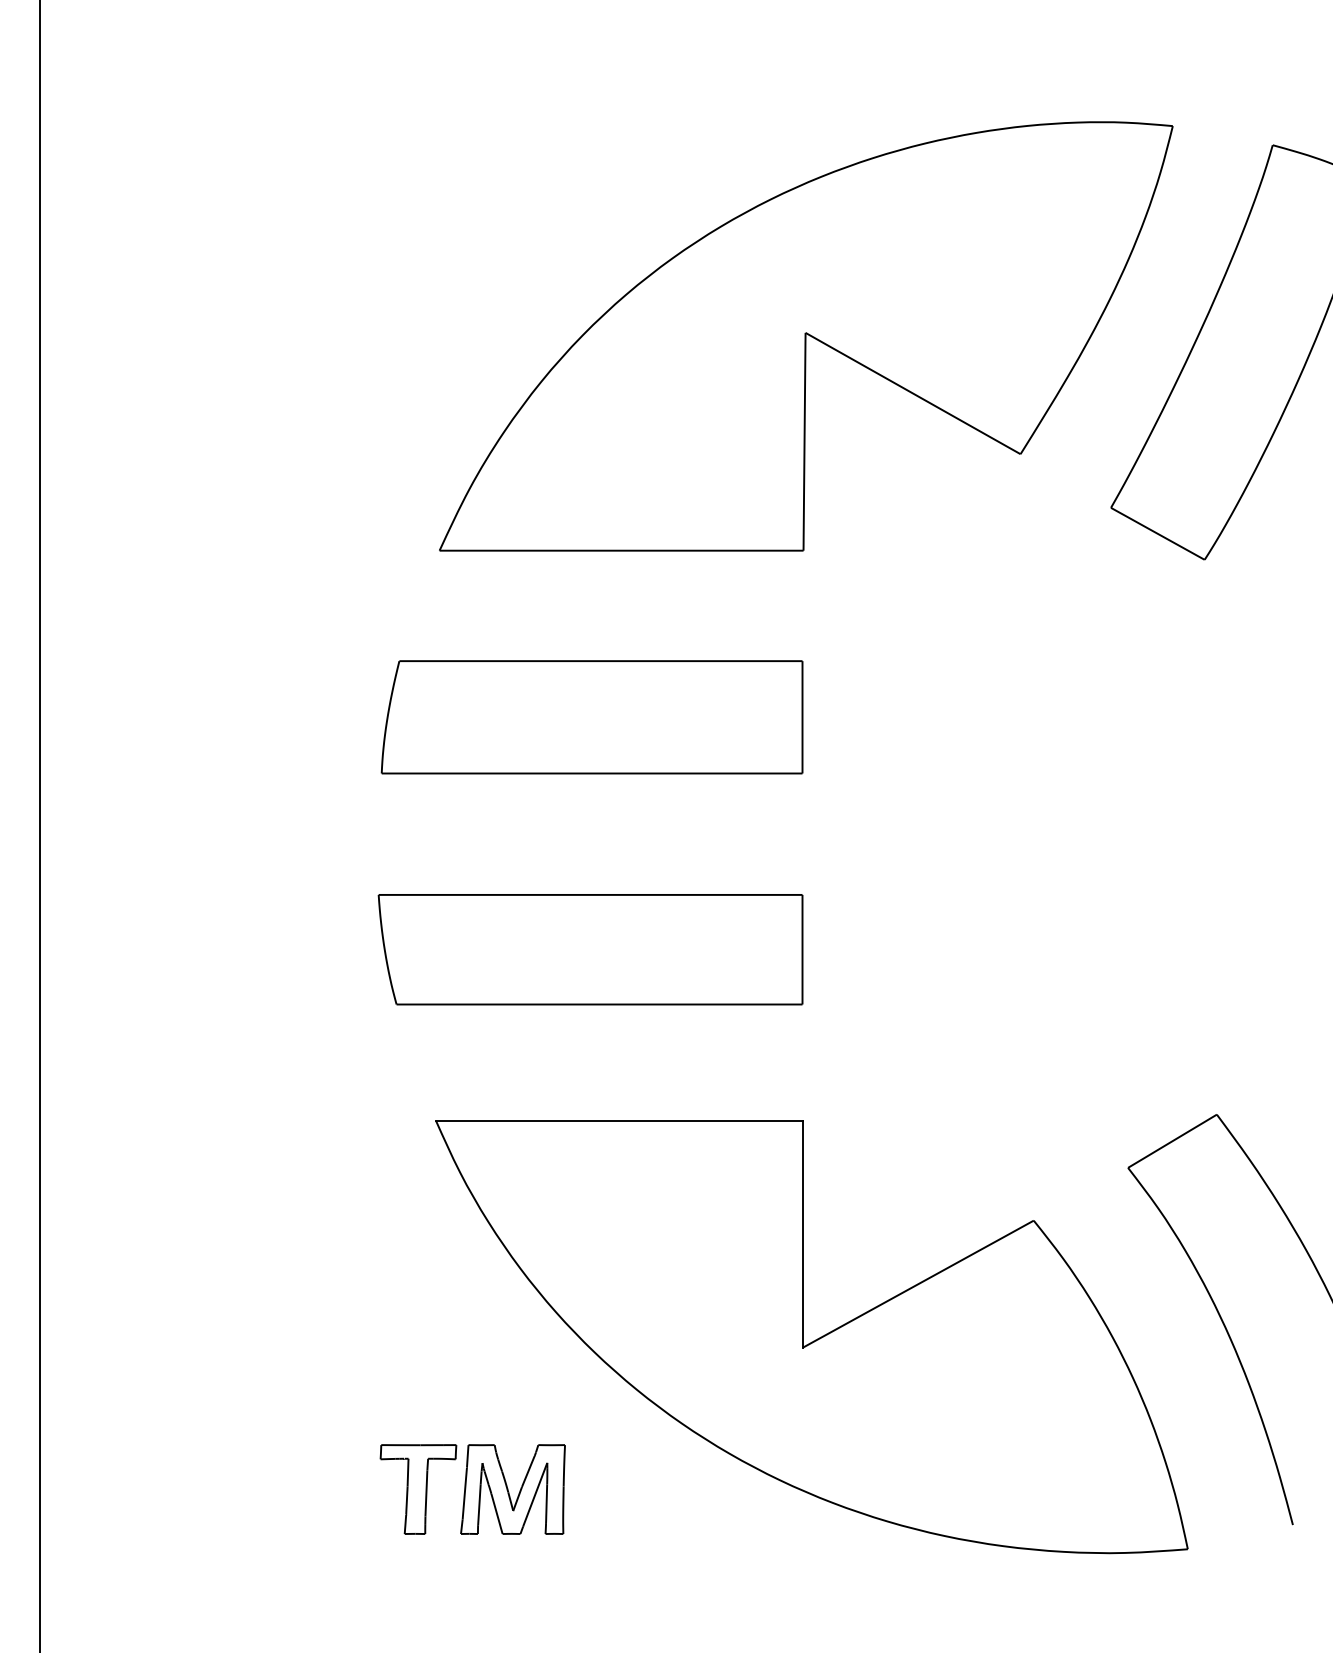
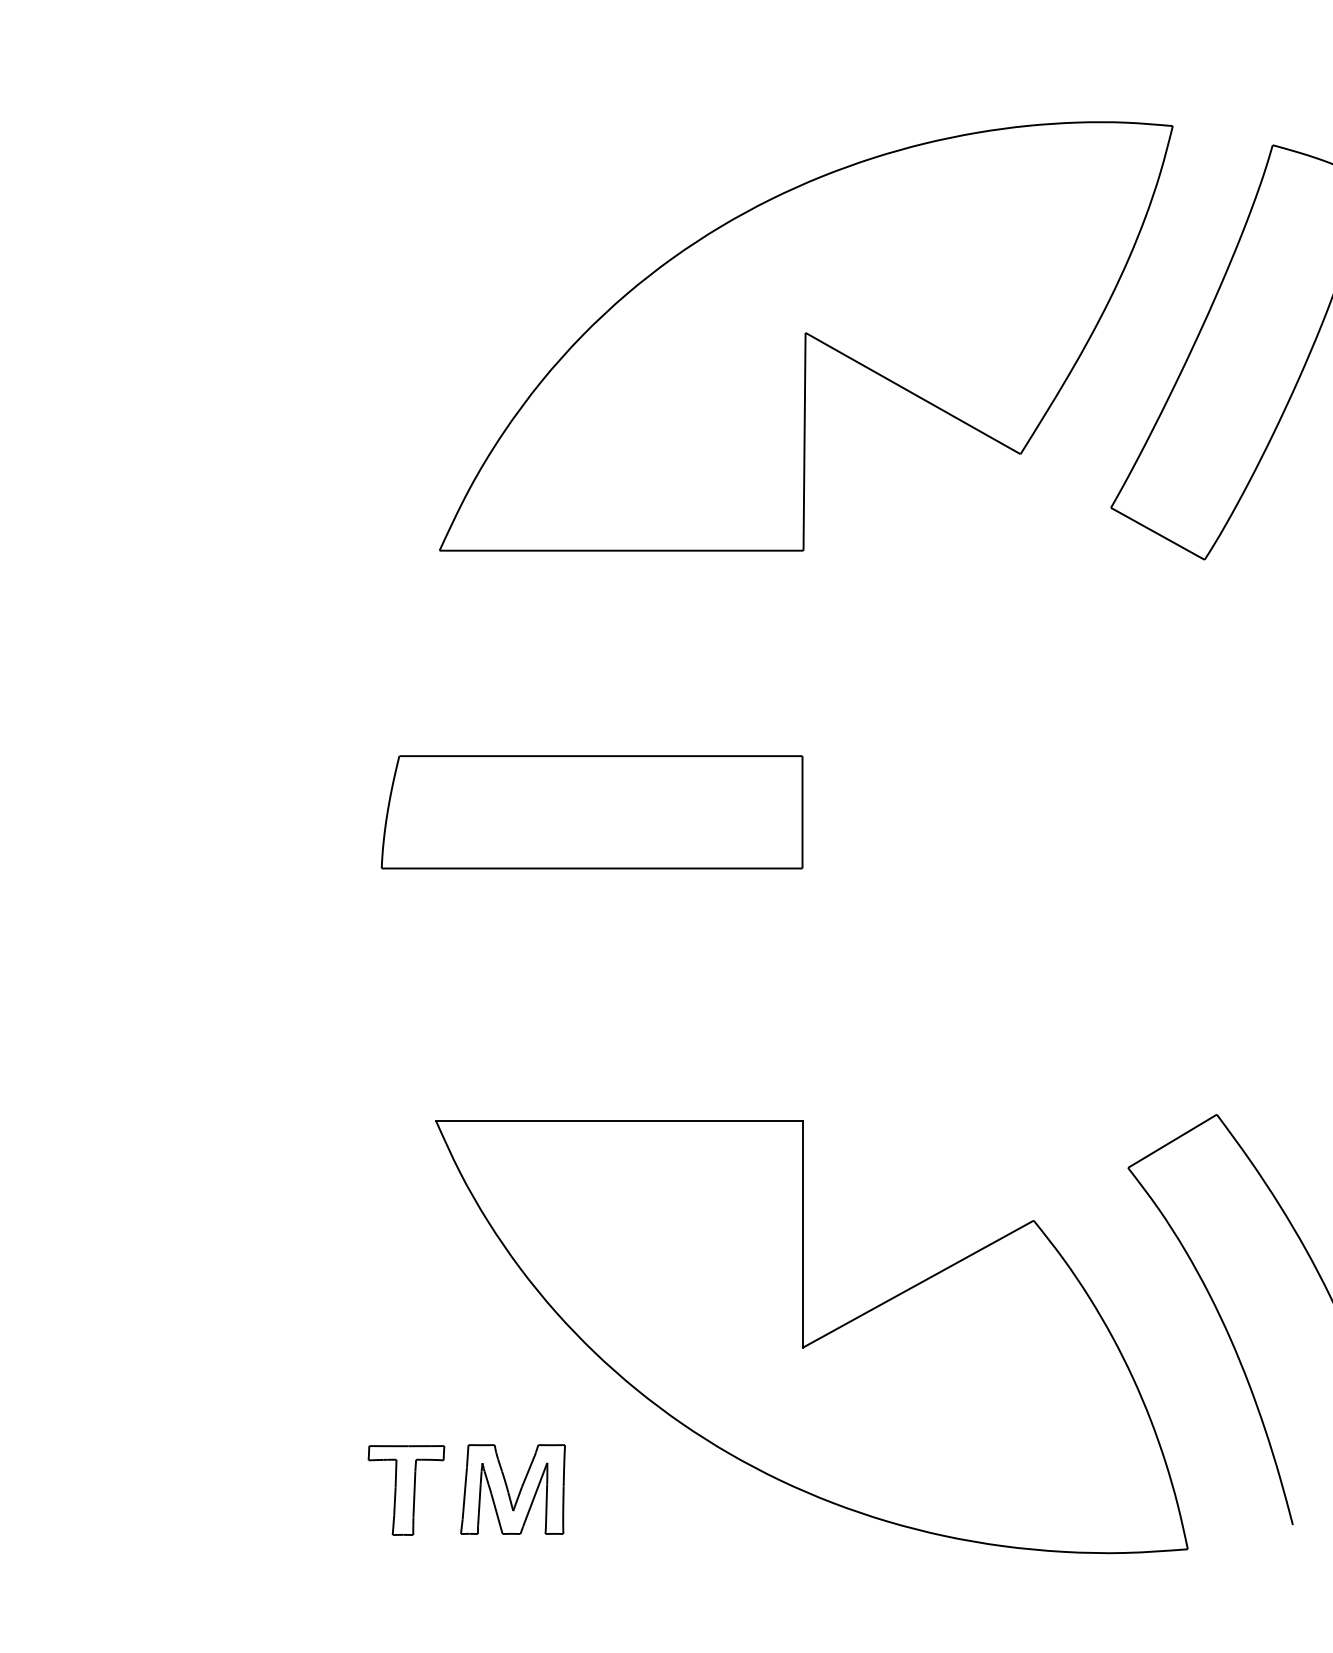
part position: (591, 717) -> (591, 812) (591, 812)
line: present -> none (40, 825)
part: present -> none (590, 949)
part position: (418, 1489) -> (406, 1490) (406, 1490)
